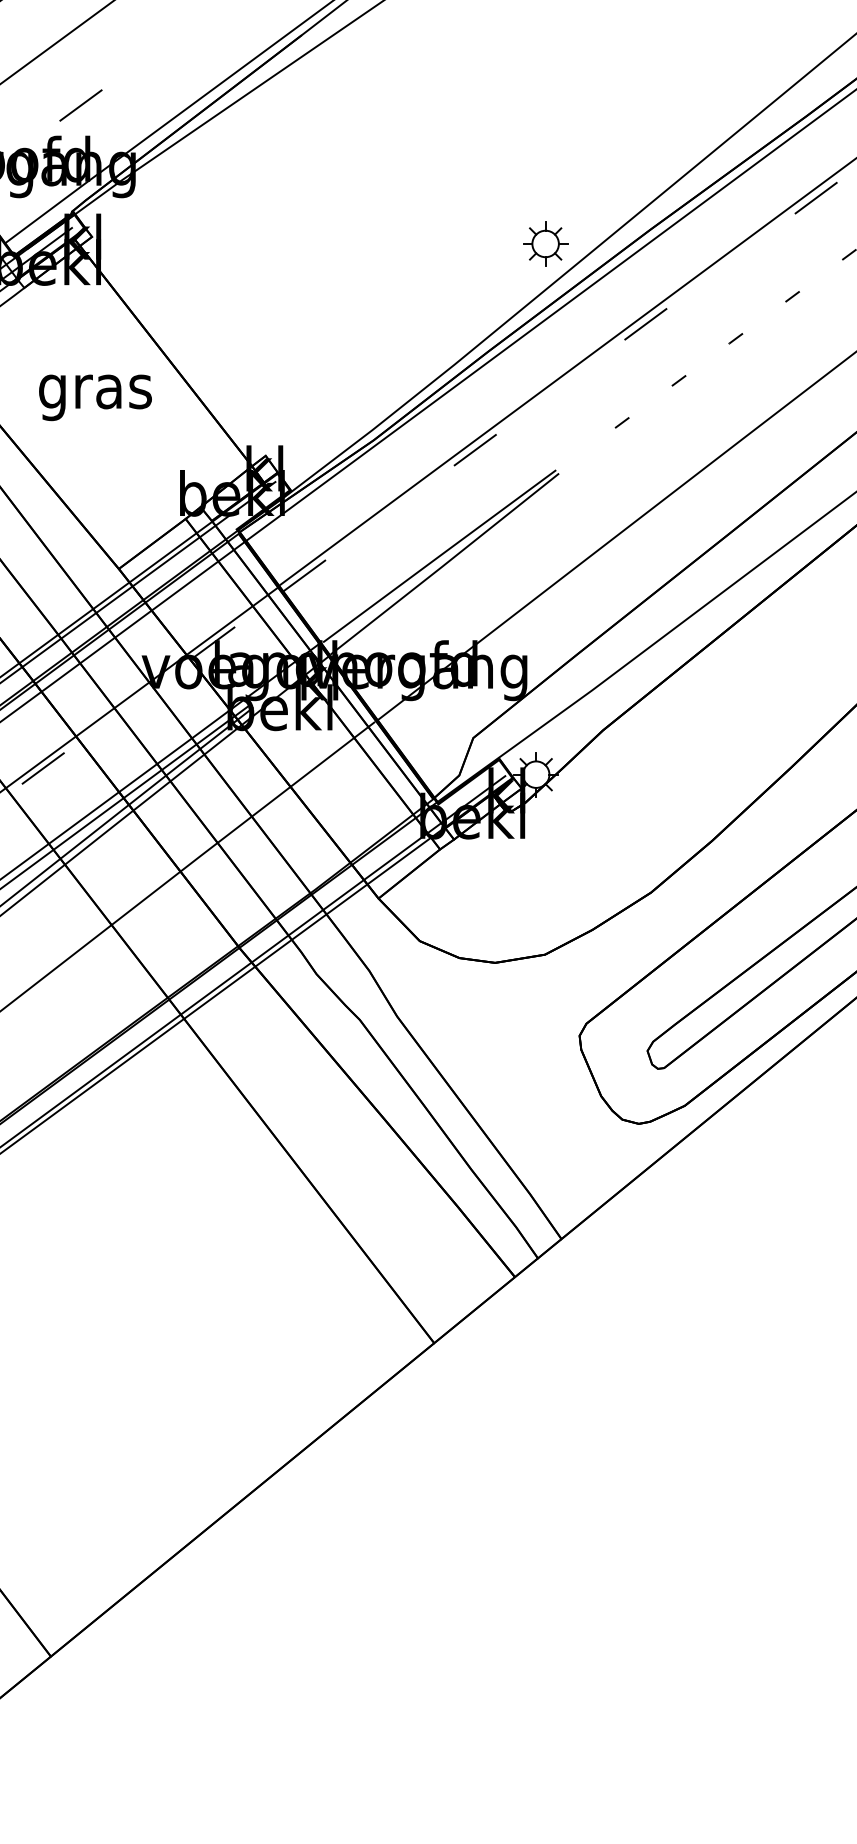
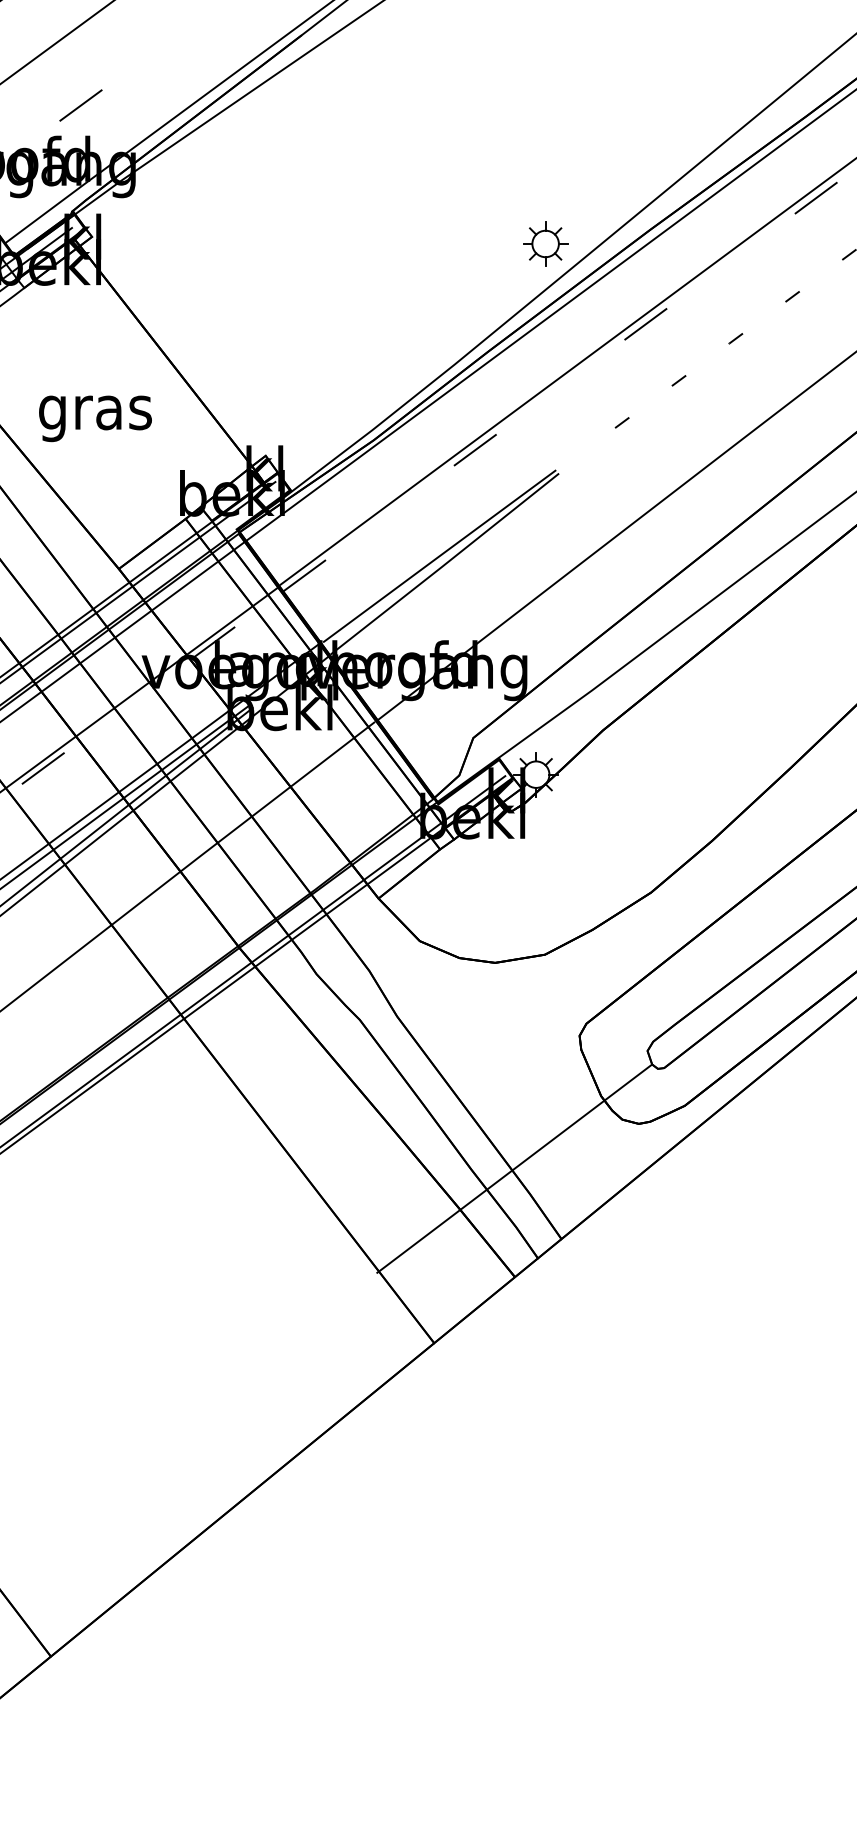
text position: (95, 397) -> (95, 418) (95, 418)
line: none -> present (514, 1168)
